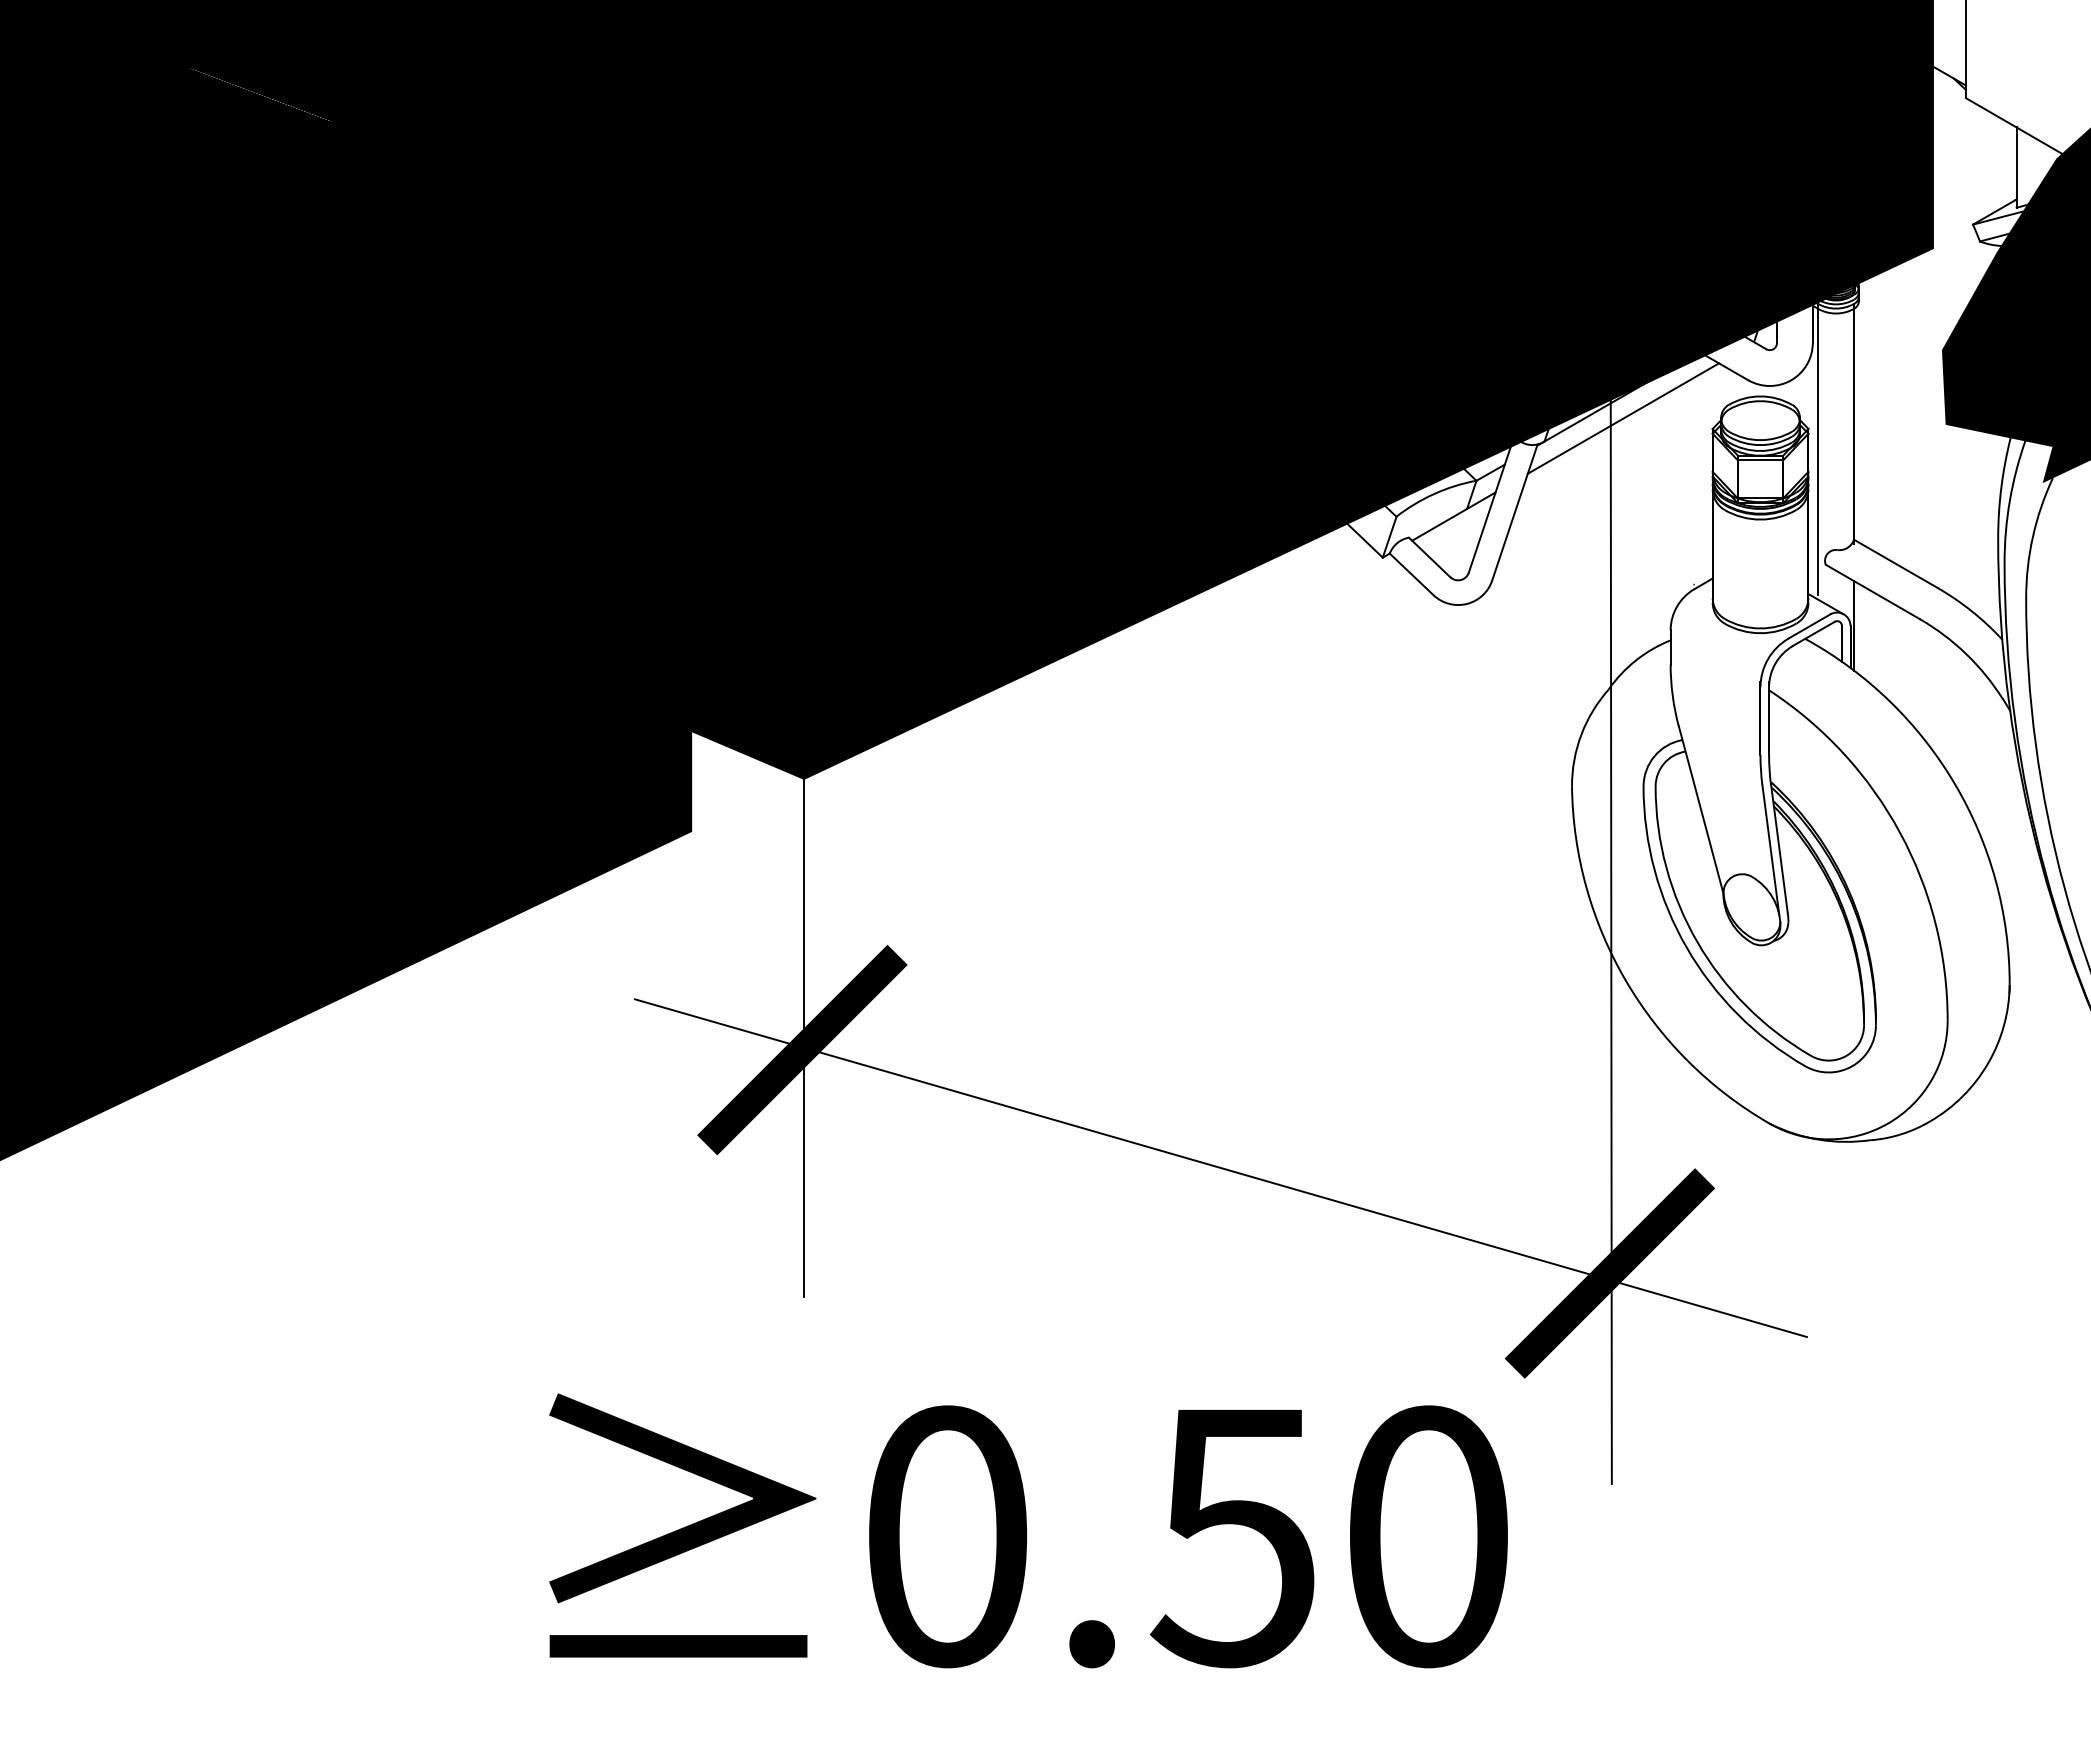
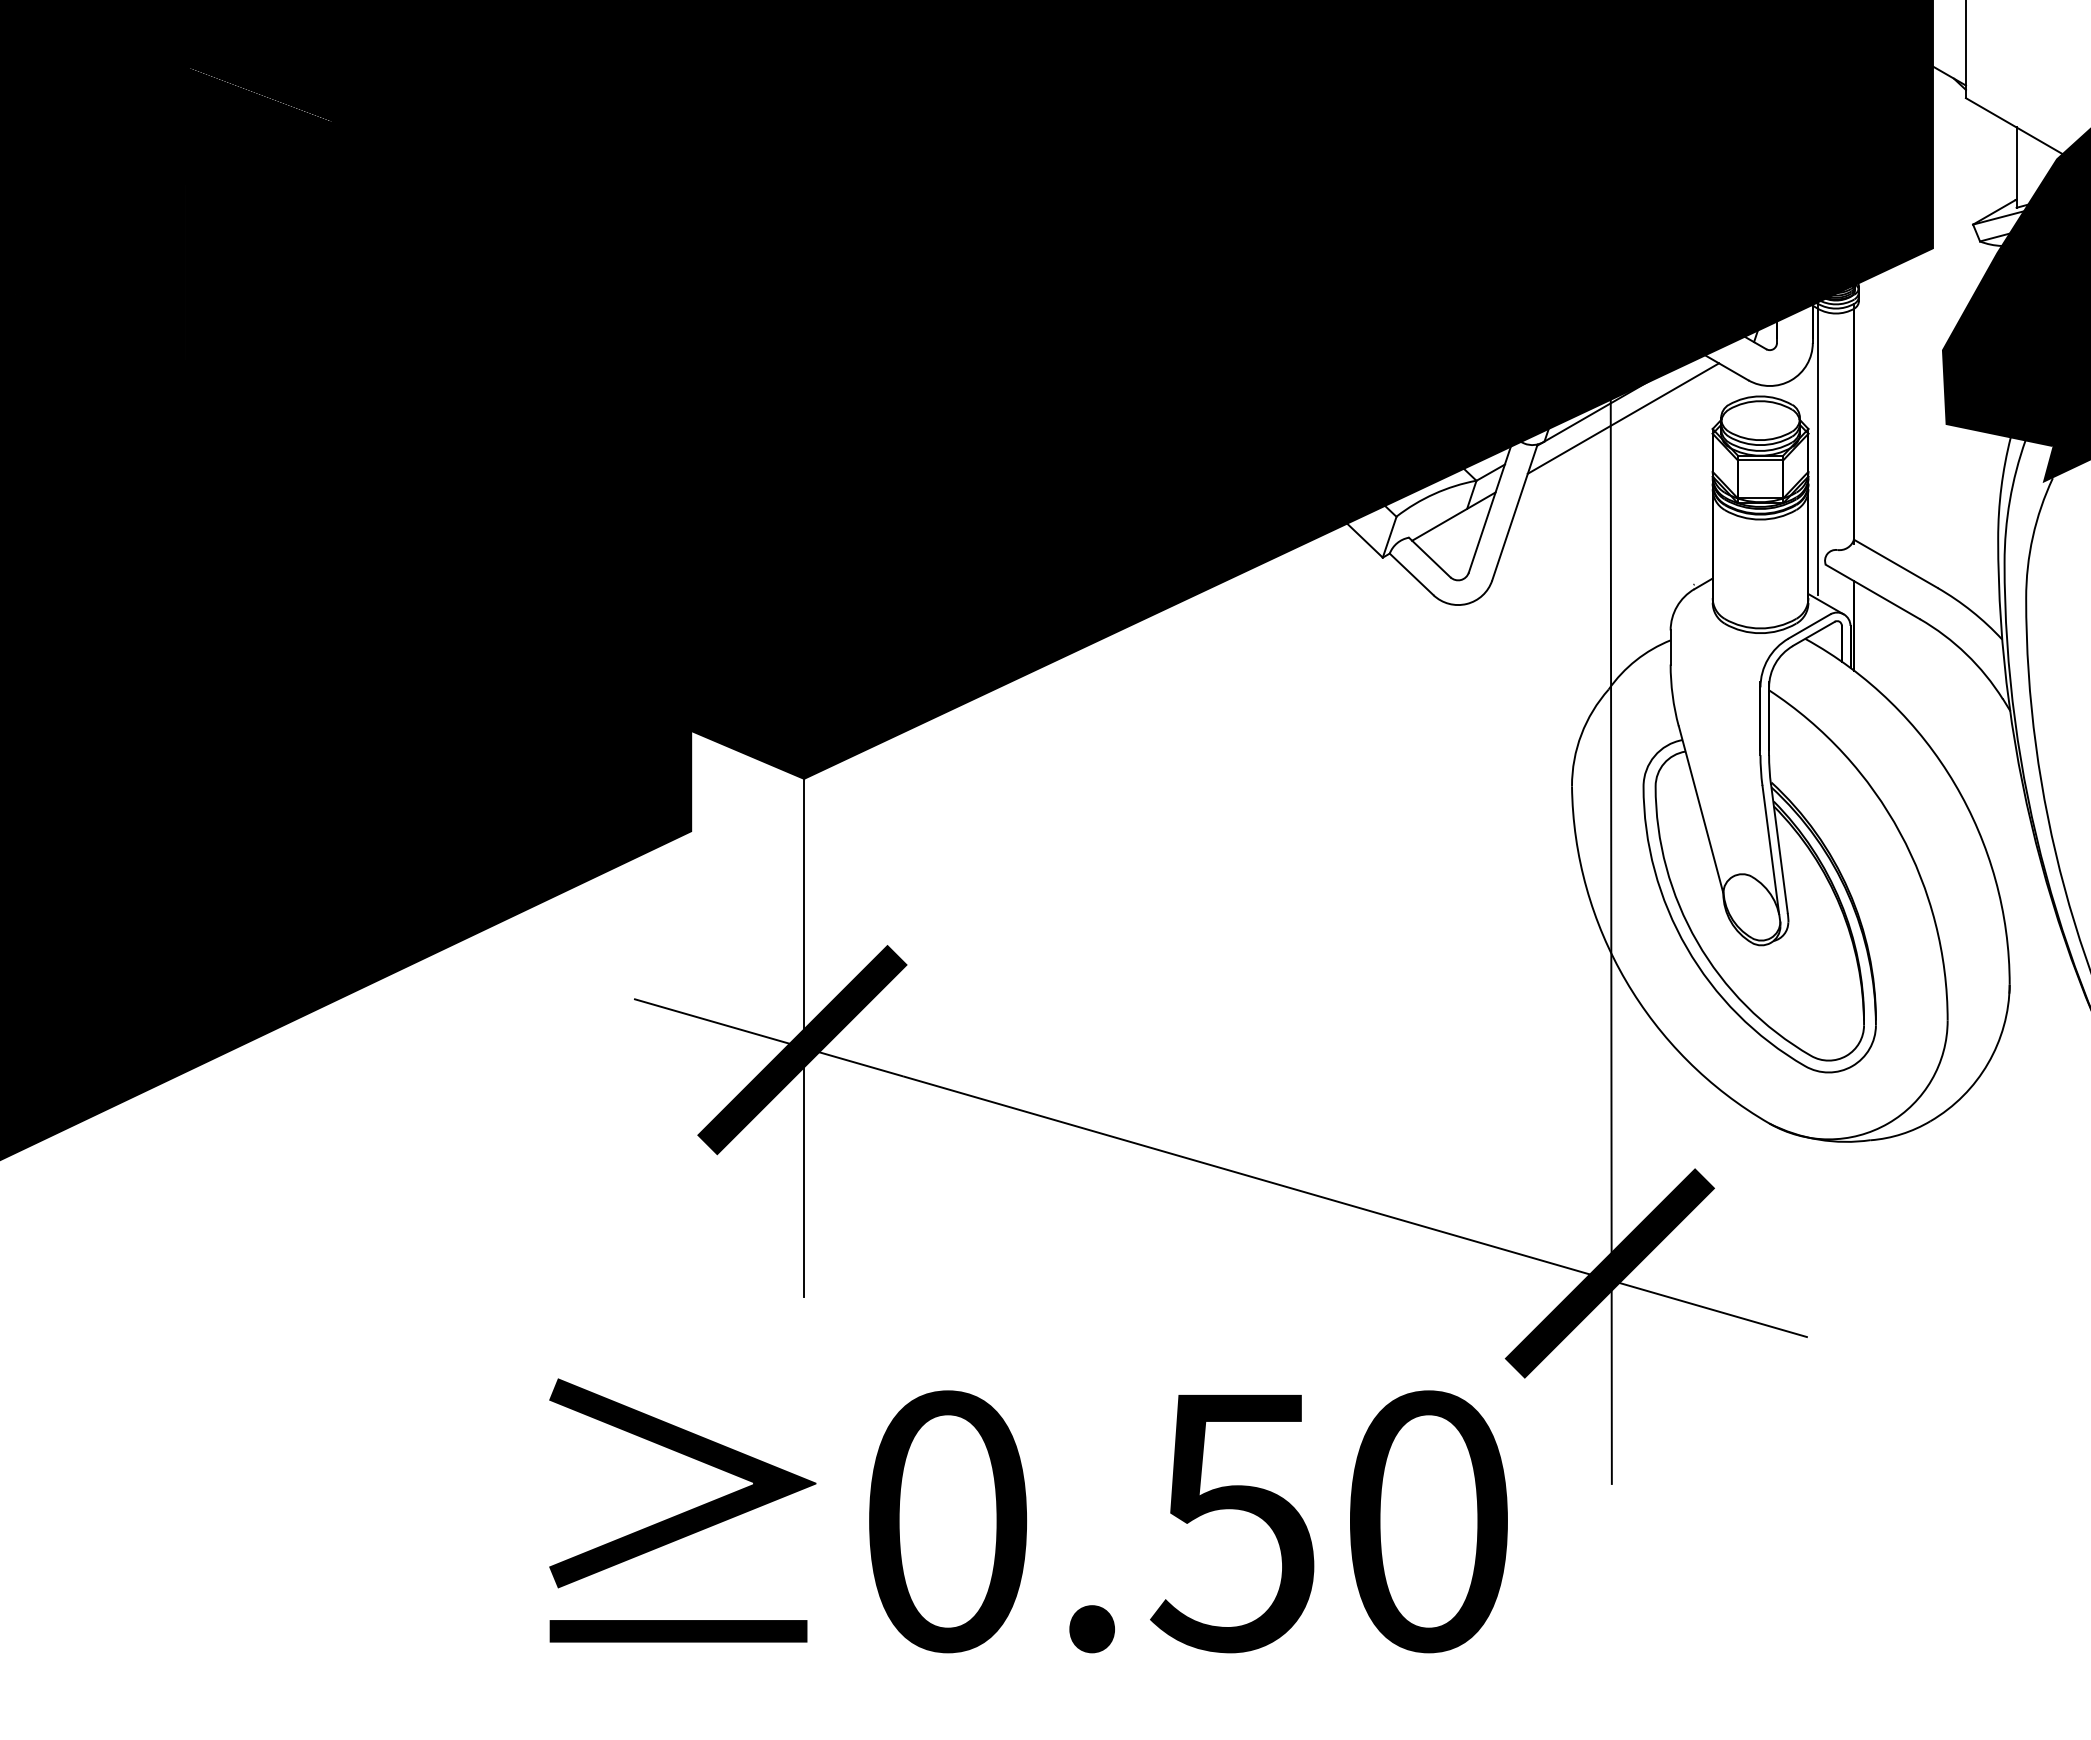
text position: (1028, 1530) -> (1028, 1515) (1028, 1515)
